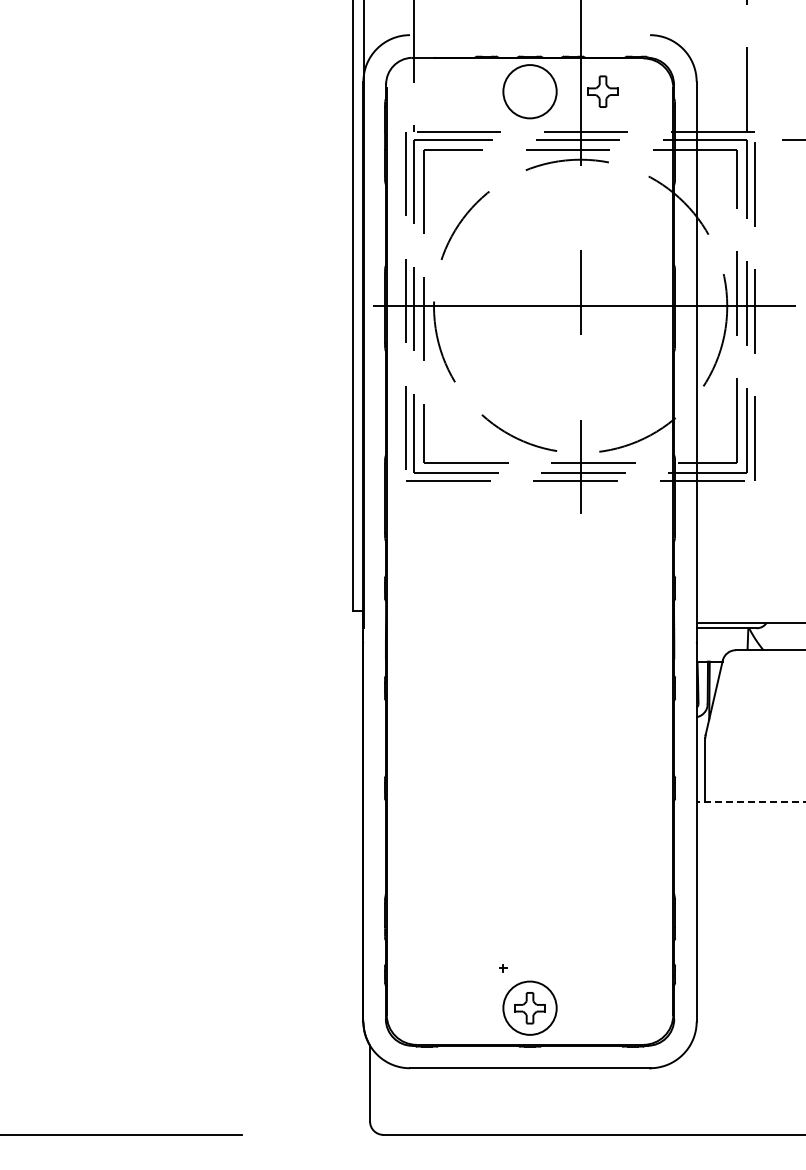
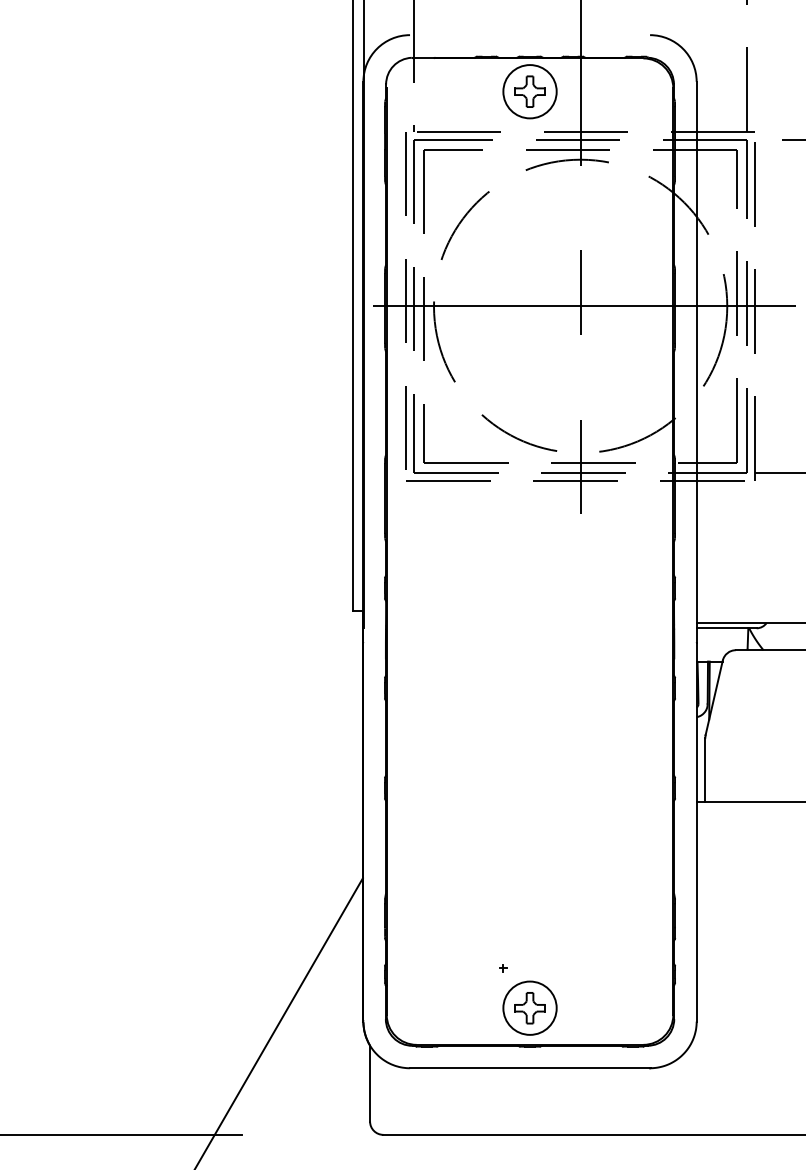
part position: (602, 91) -> (529, 91) (529, 91)
line: none -> present (778, 472)
line: dashed -> solid (750, 801)
line: none -> present (279, 1021)
